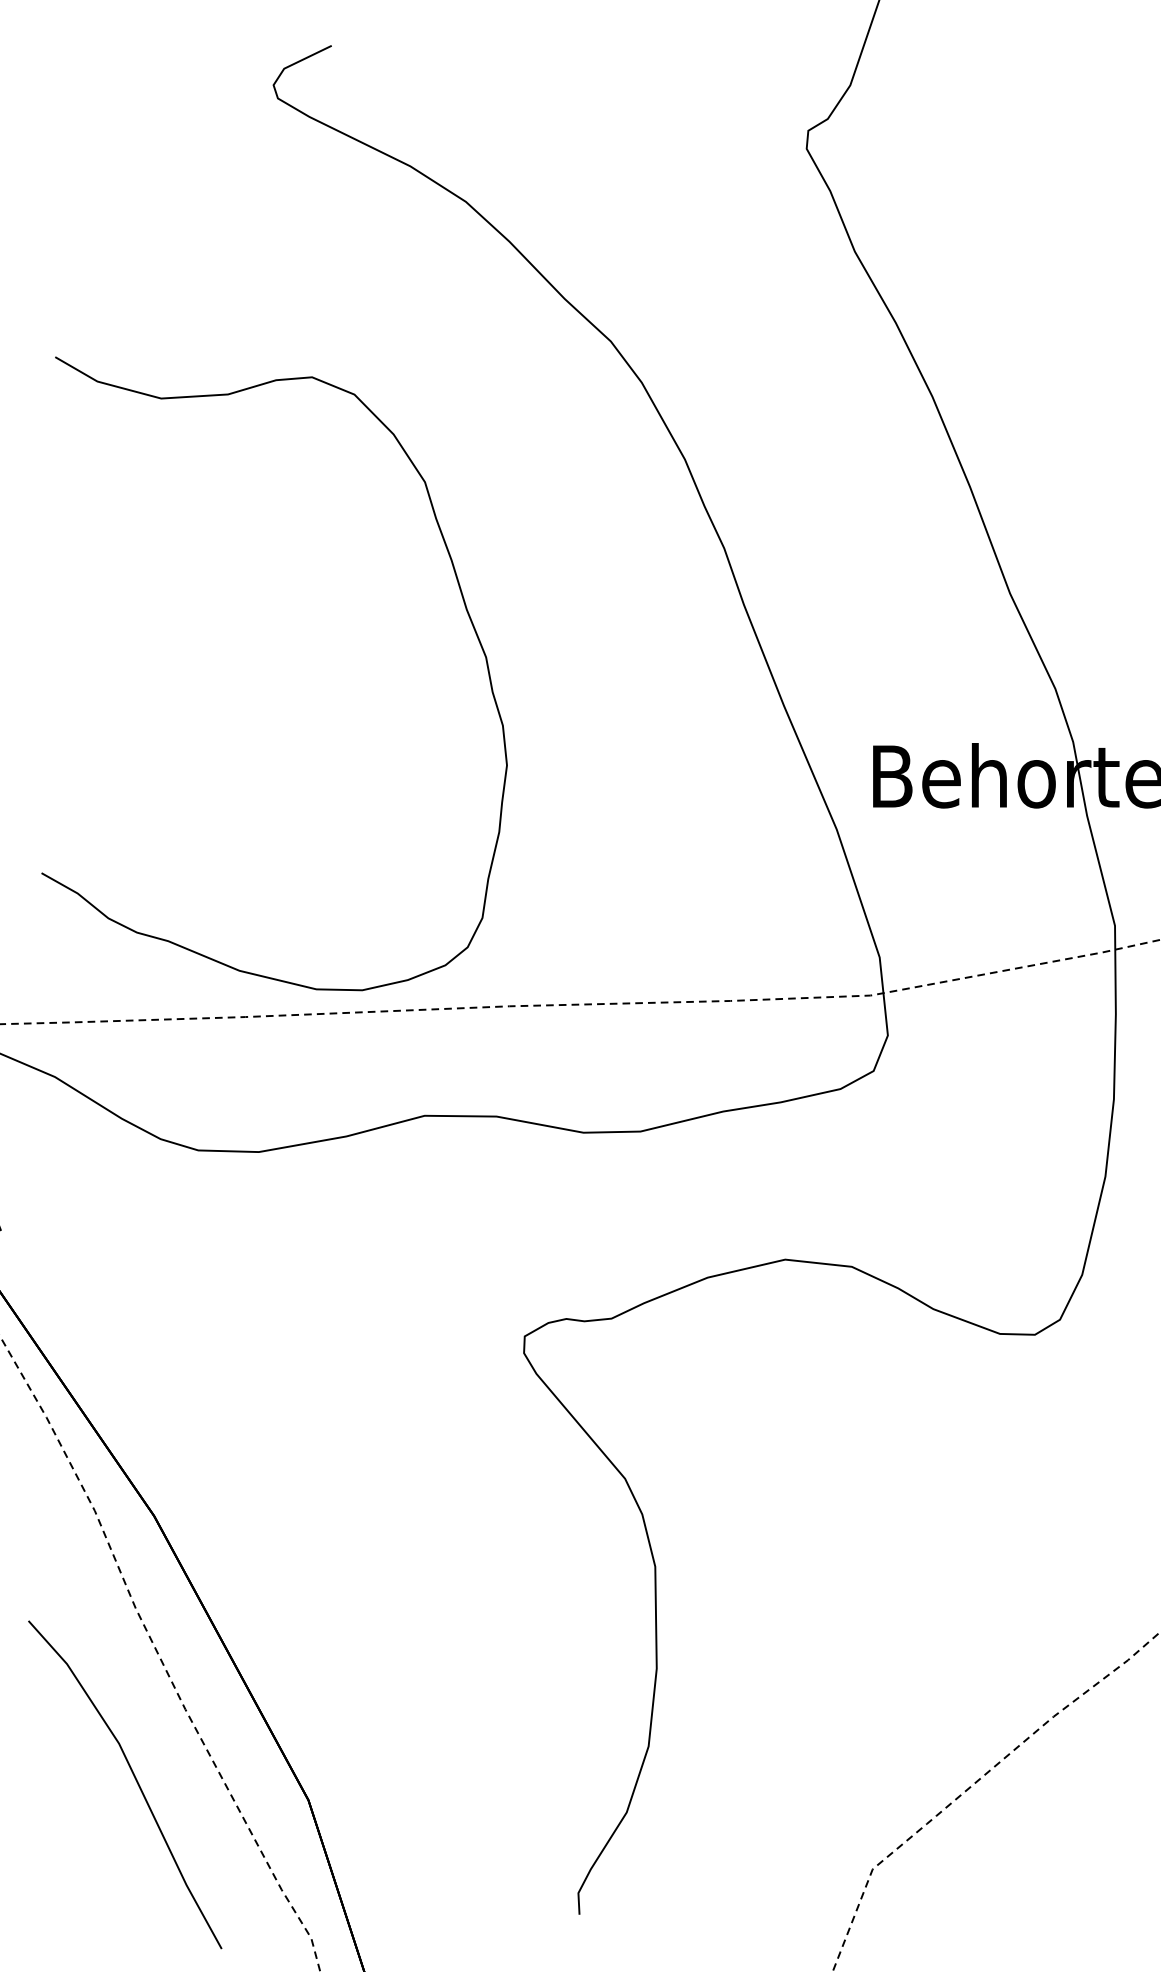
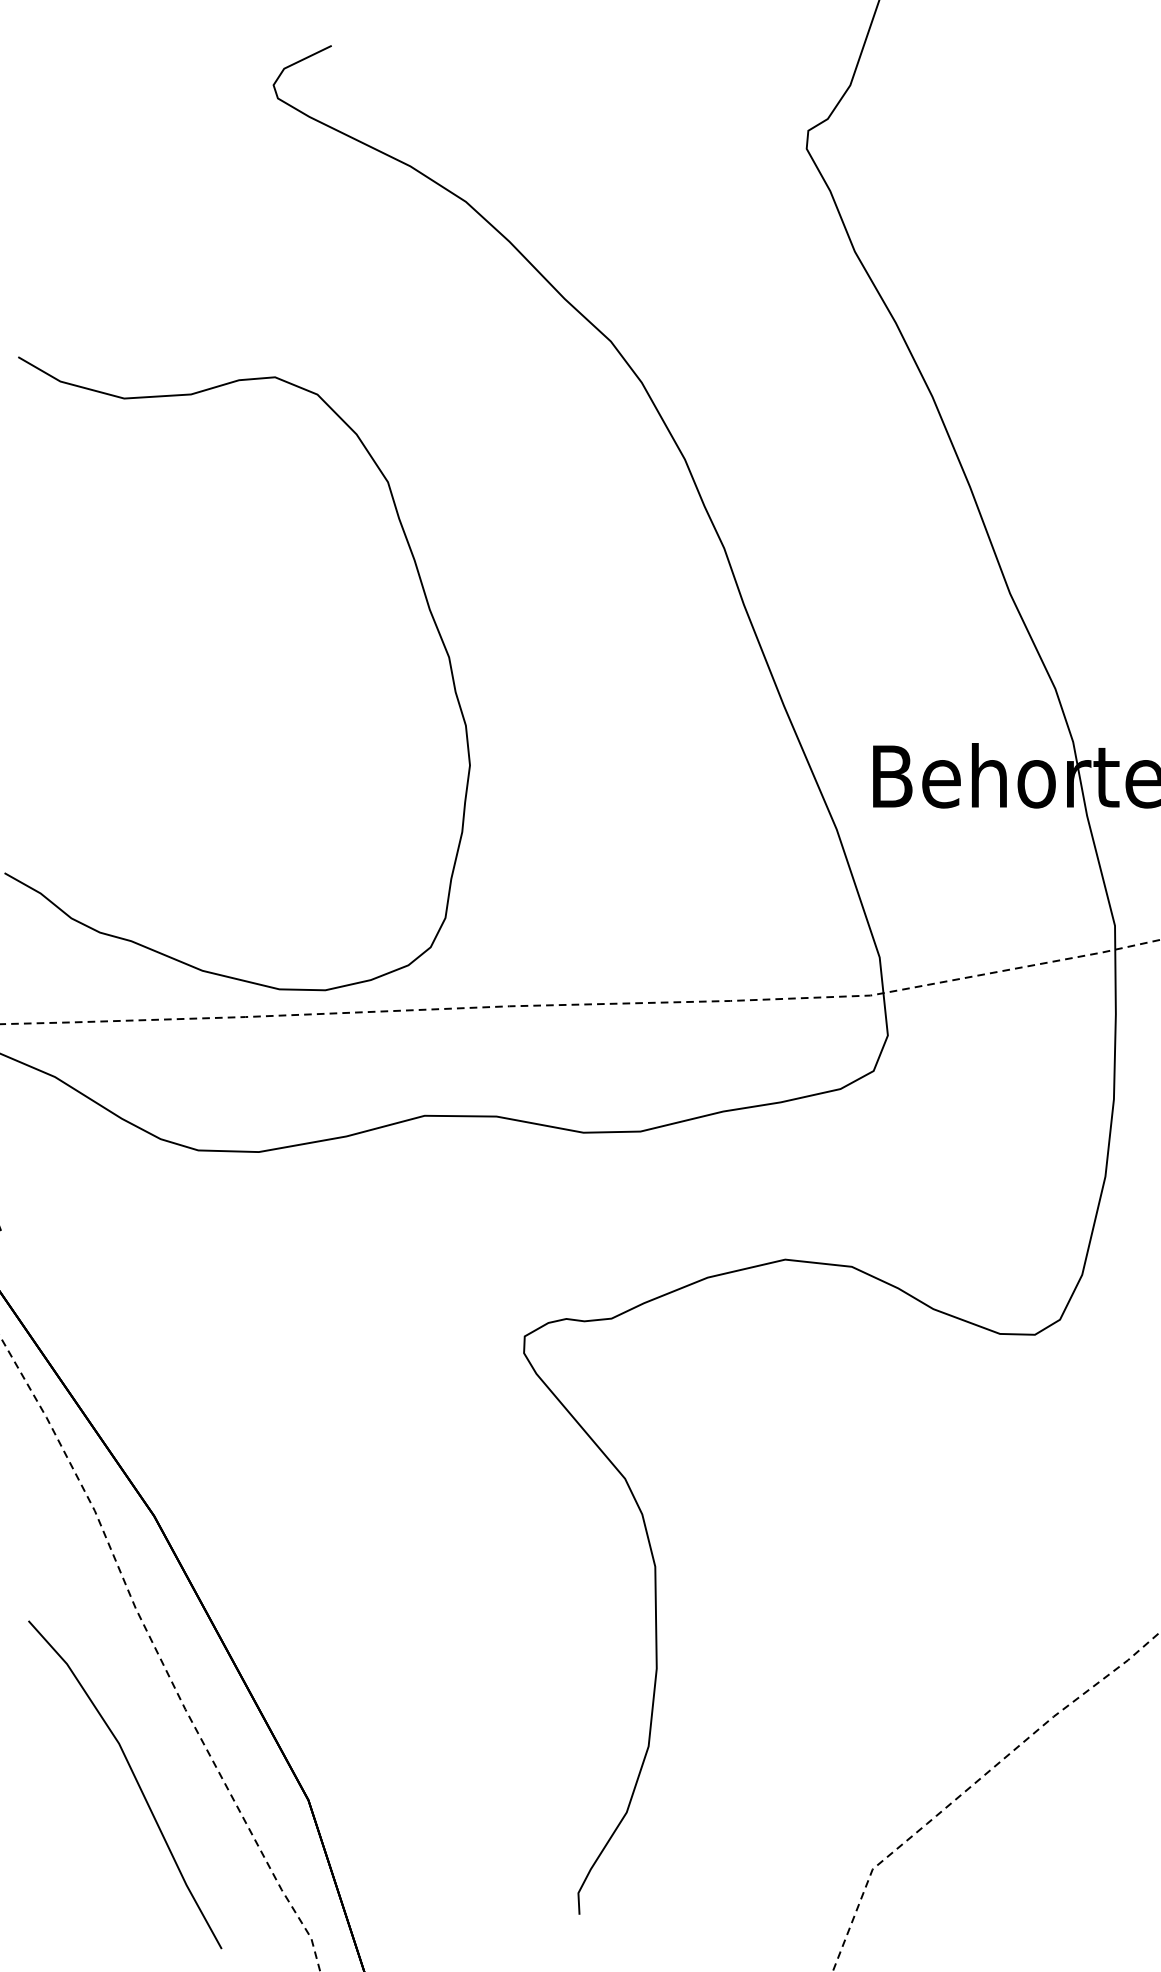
curve position: (465, 609) -> (428, 609) (428, 609)
